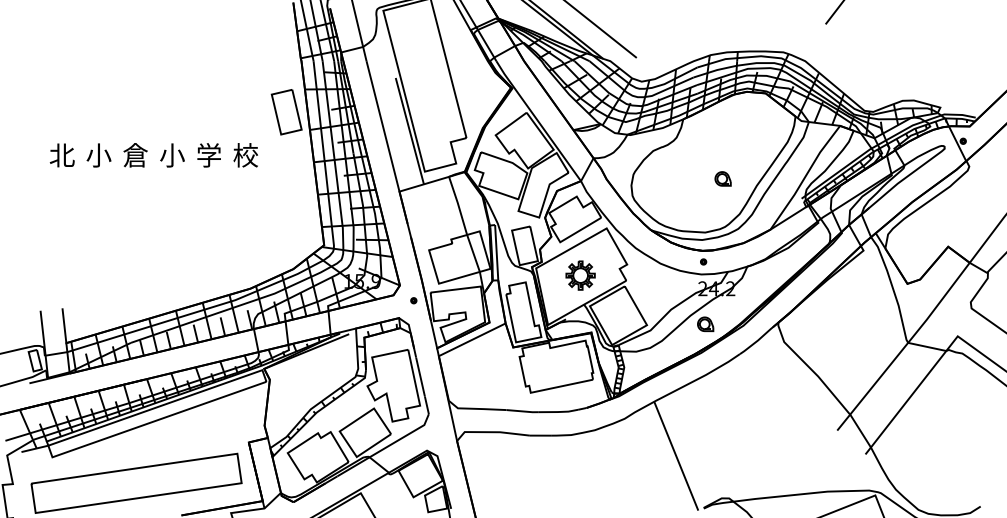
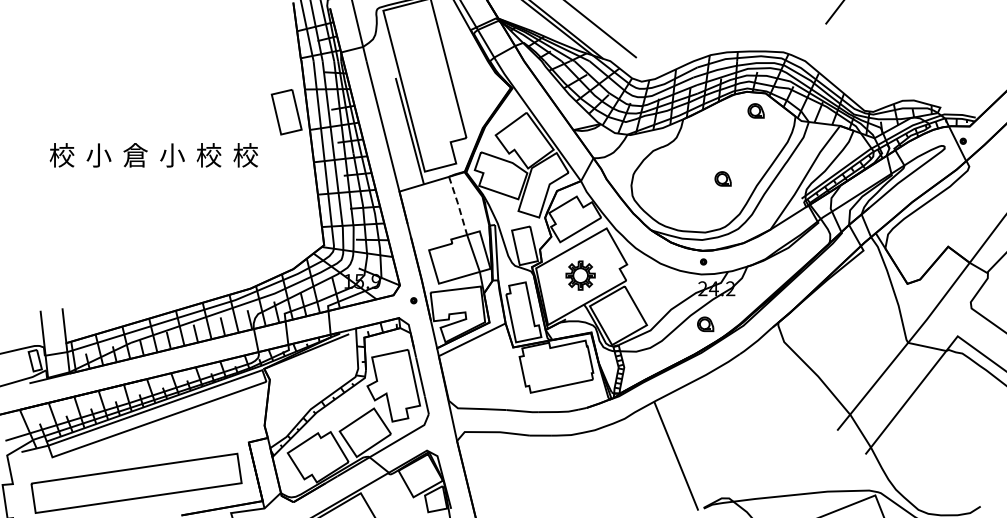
part: none -> present (755, 110)
text: 北 -> 校 (61, 155)
text: 学 -> 校 (208, 155)
line: solid -> dashed (458, 204)
